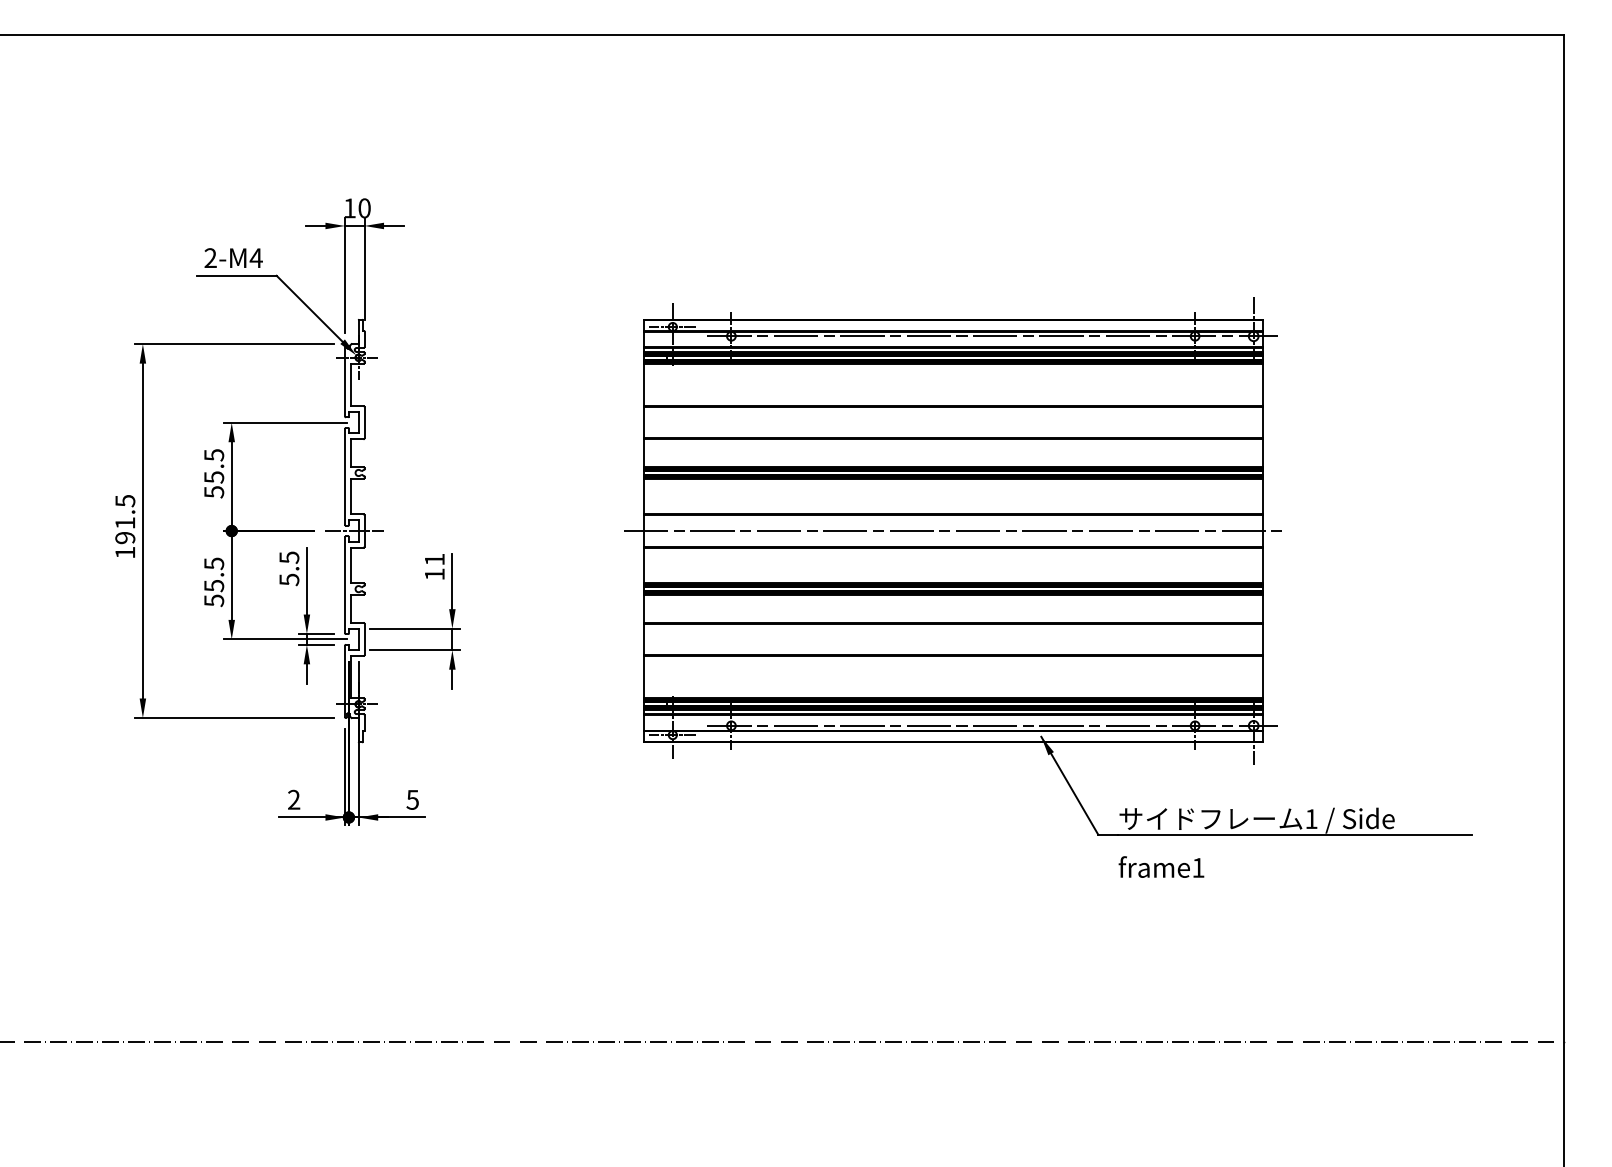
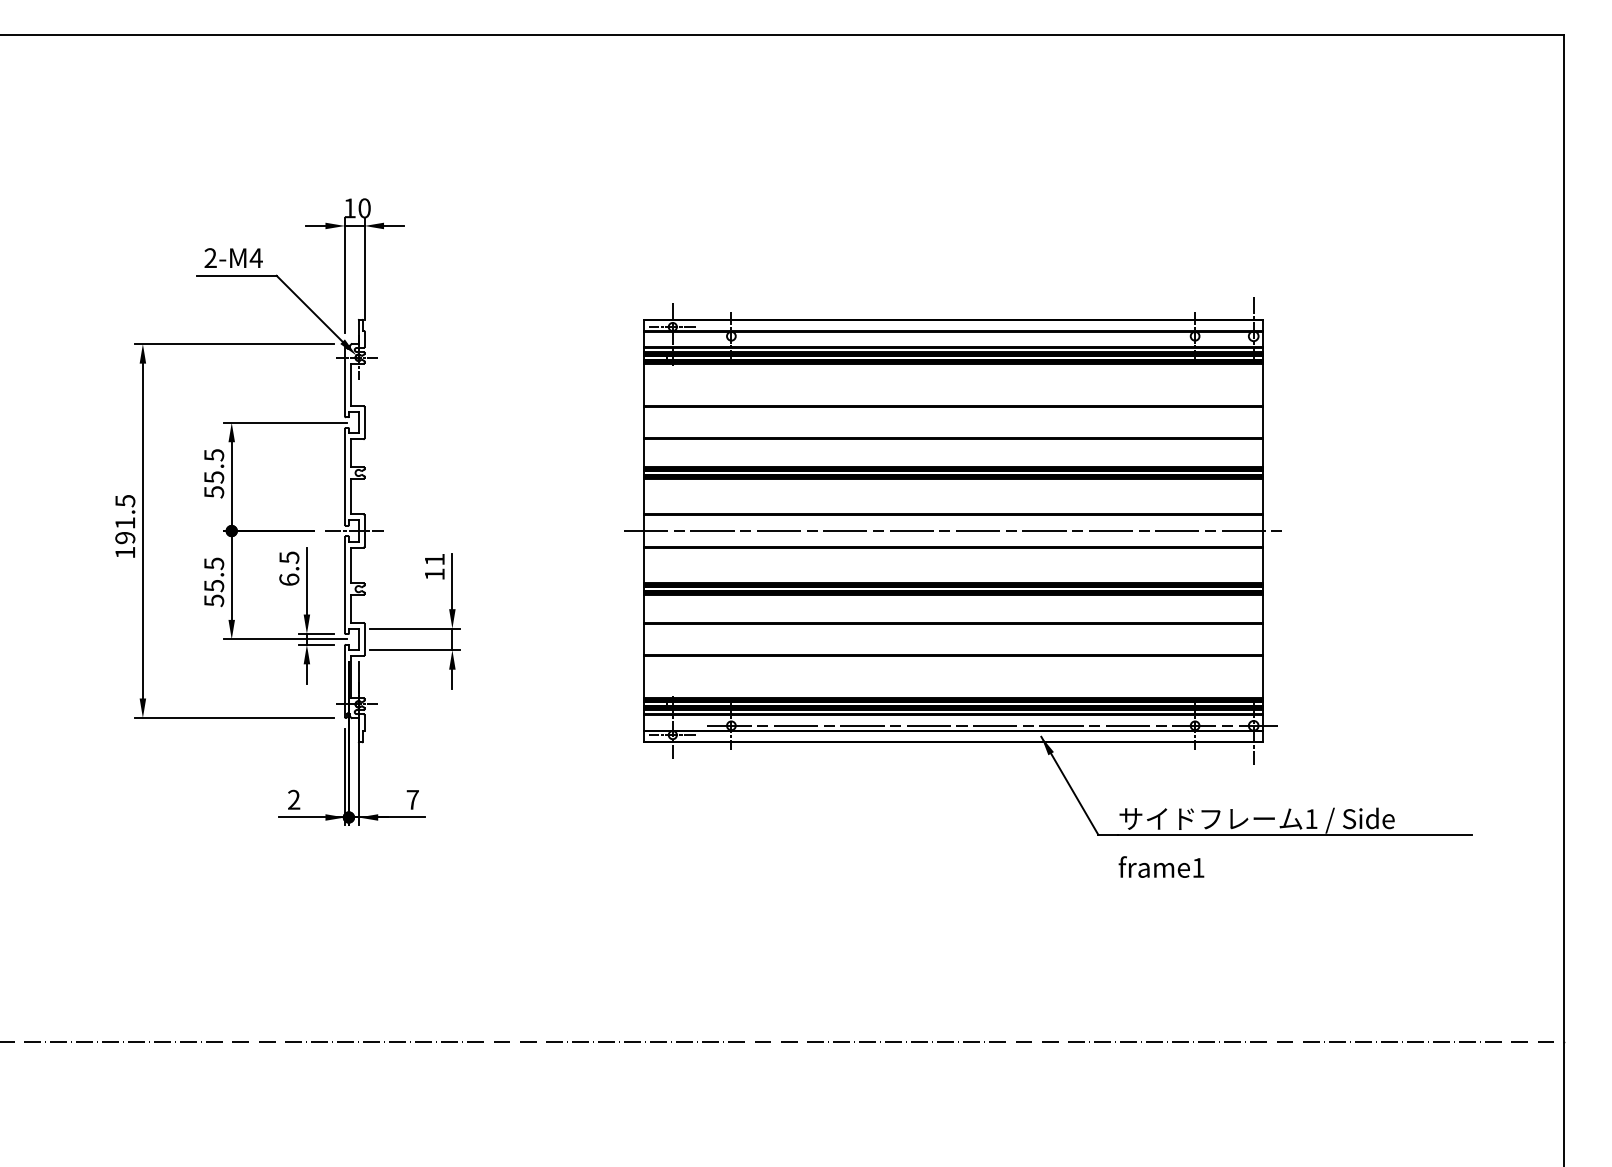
line: present -> none (992, 336)
text: 5.5 -> 6.5 (289, 579)
text: 5 -> 7 (412, 799)
